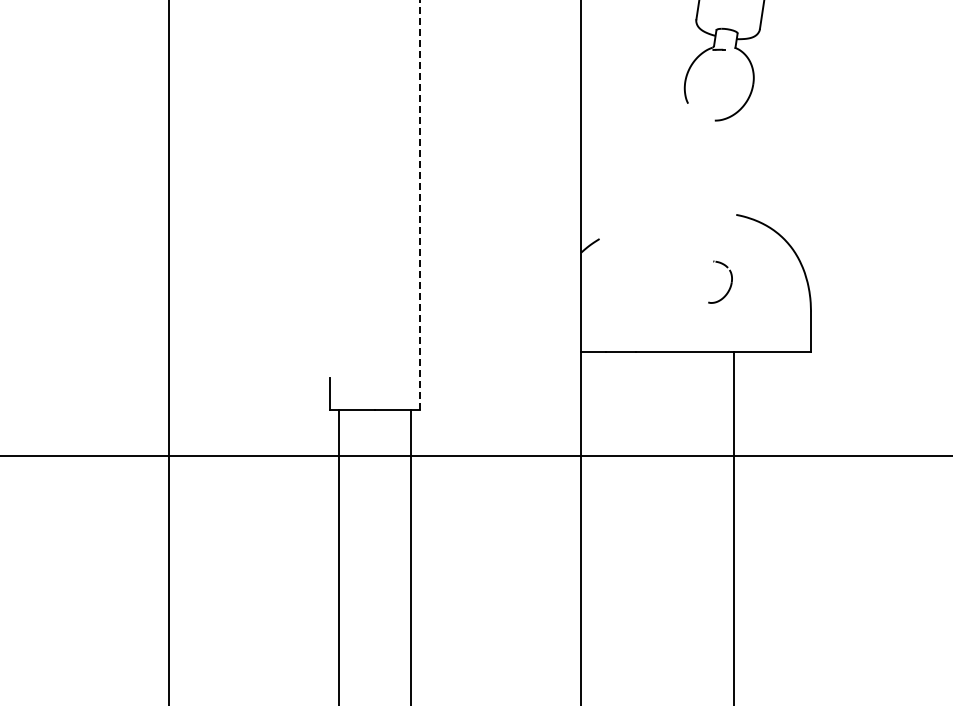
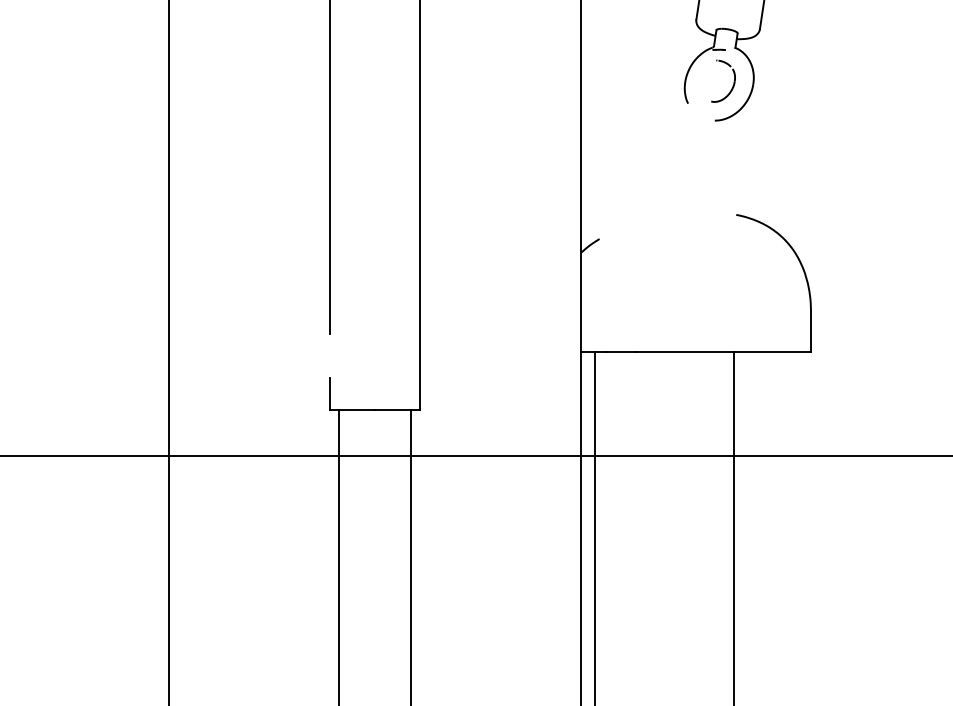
line: none -> present (329, 168)
line: dashed -> solid (420, 204)
part position: (730, 282) -> (733, 81) (733, 81)
line: none -> present (595, 526)
